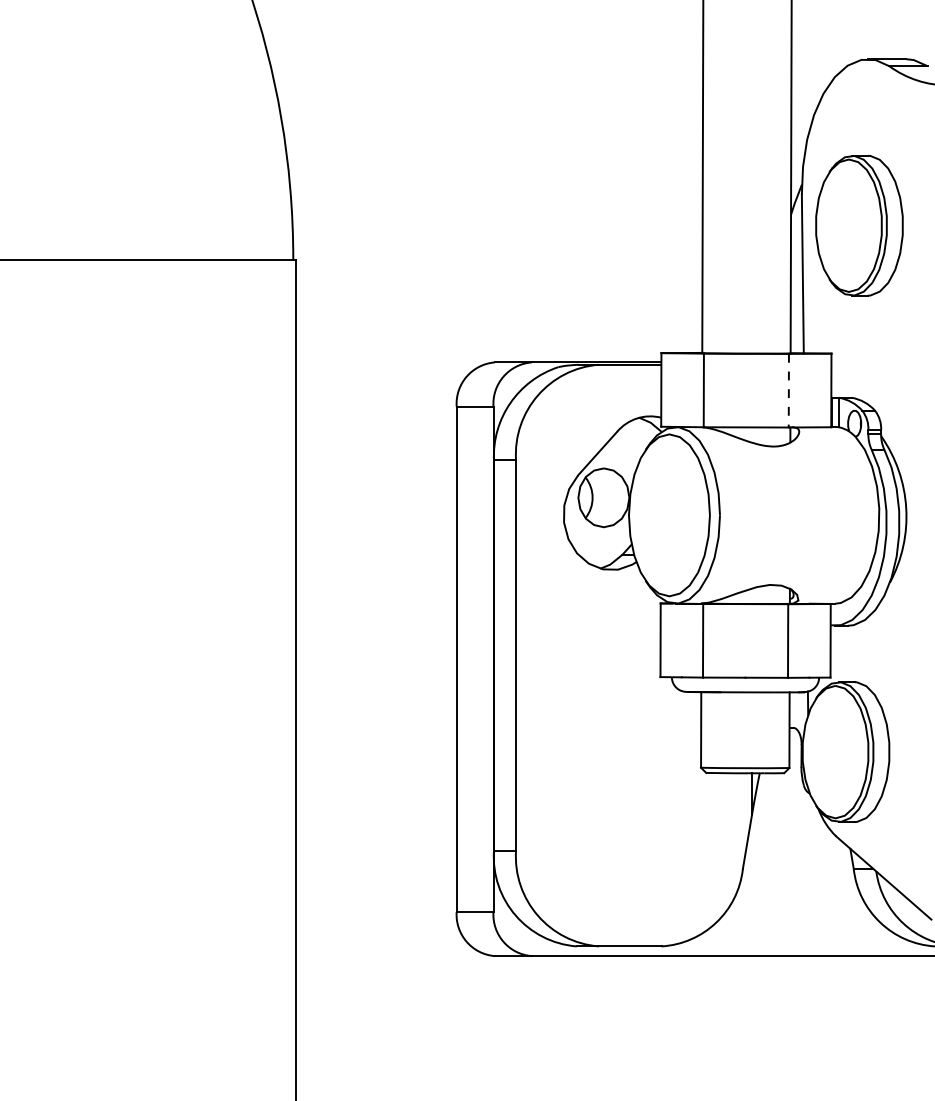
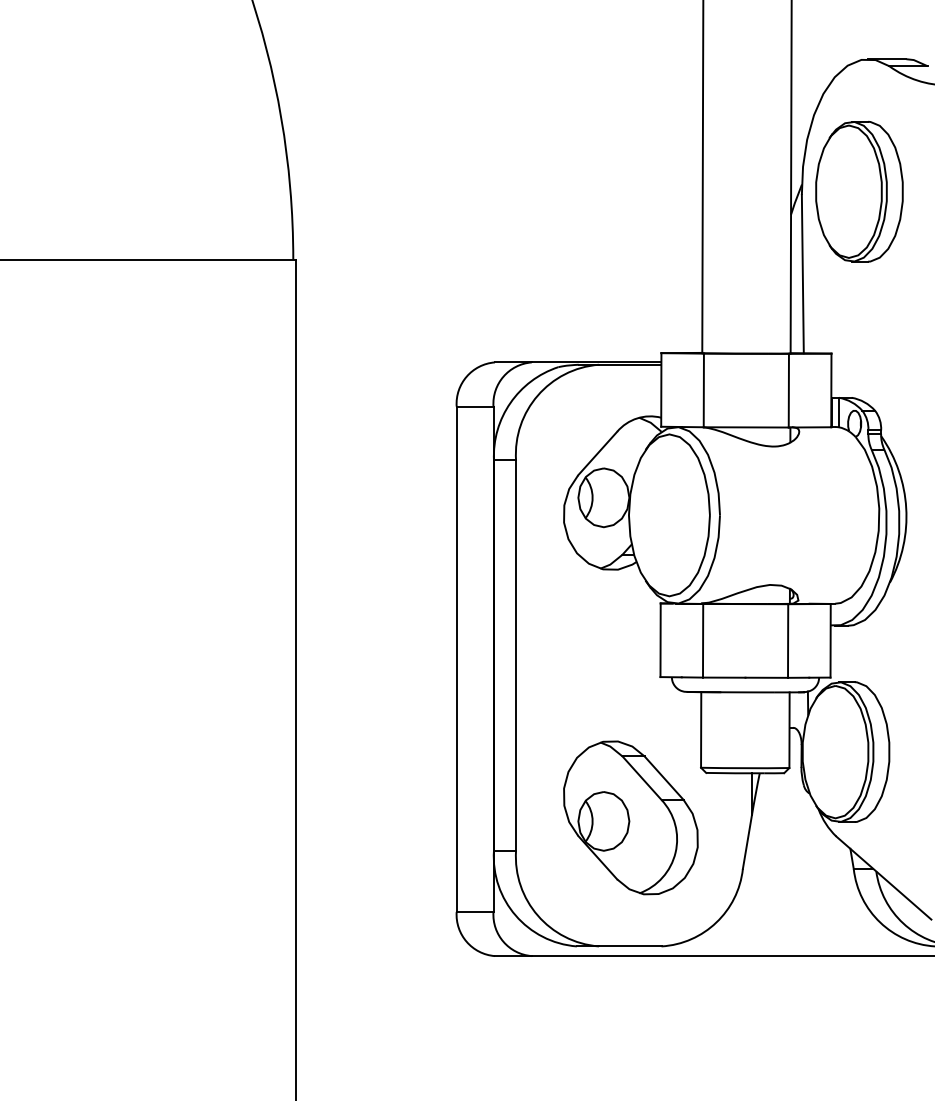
part position: (859, 225) -> (859, 191) (859, 191)
line: dashed -> solid (788, 390)
part: none -> present (630, 817)
